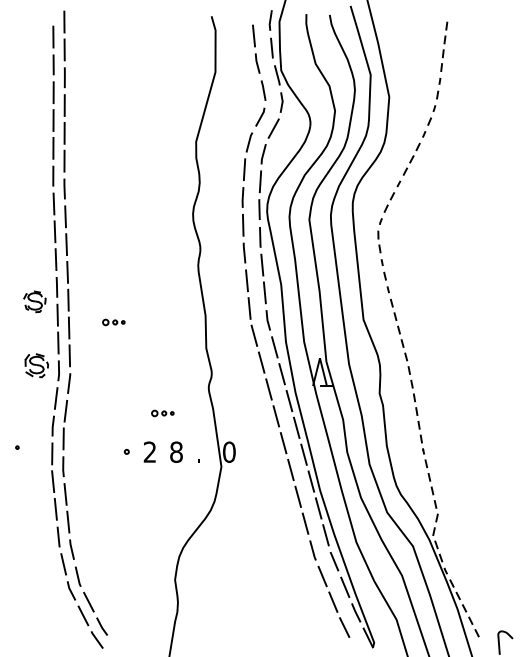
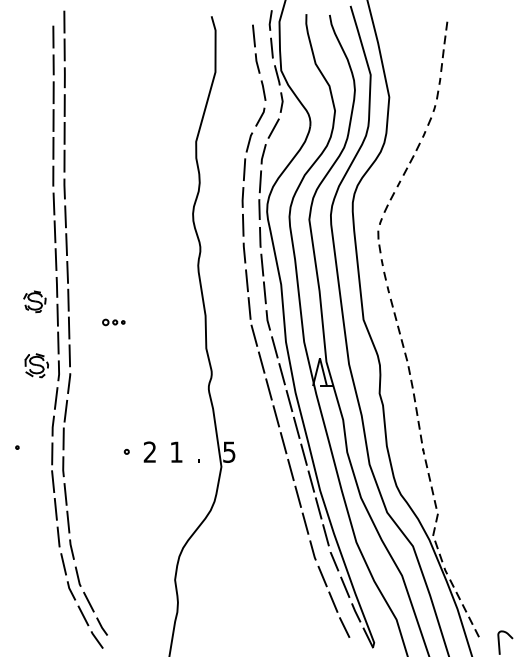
part: present -> none (162, 413)
text: 8 -> 1 (176, 451)
text: 0 -> 5 (229, 451)
